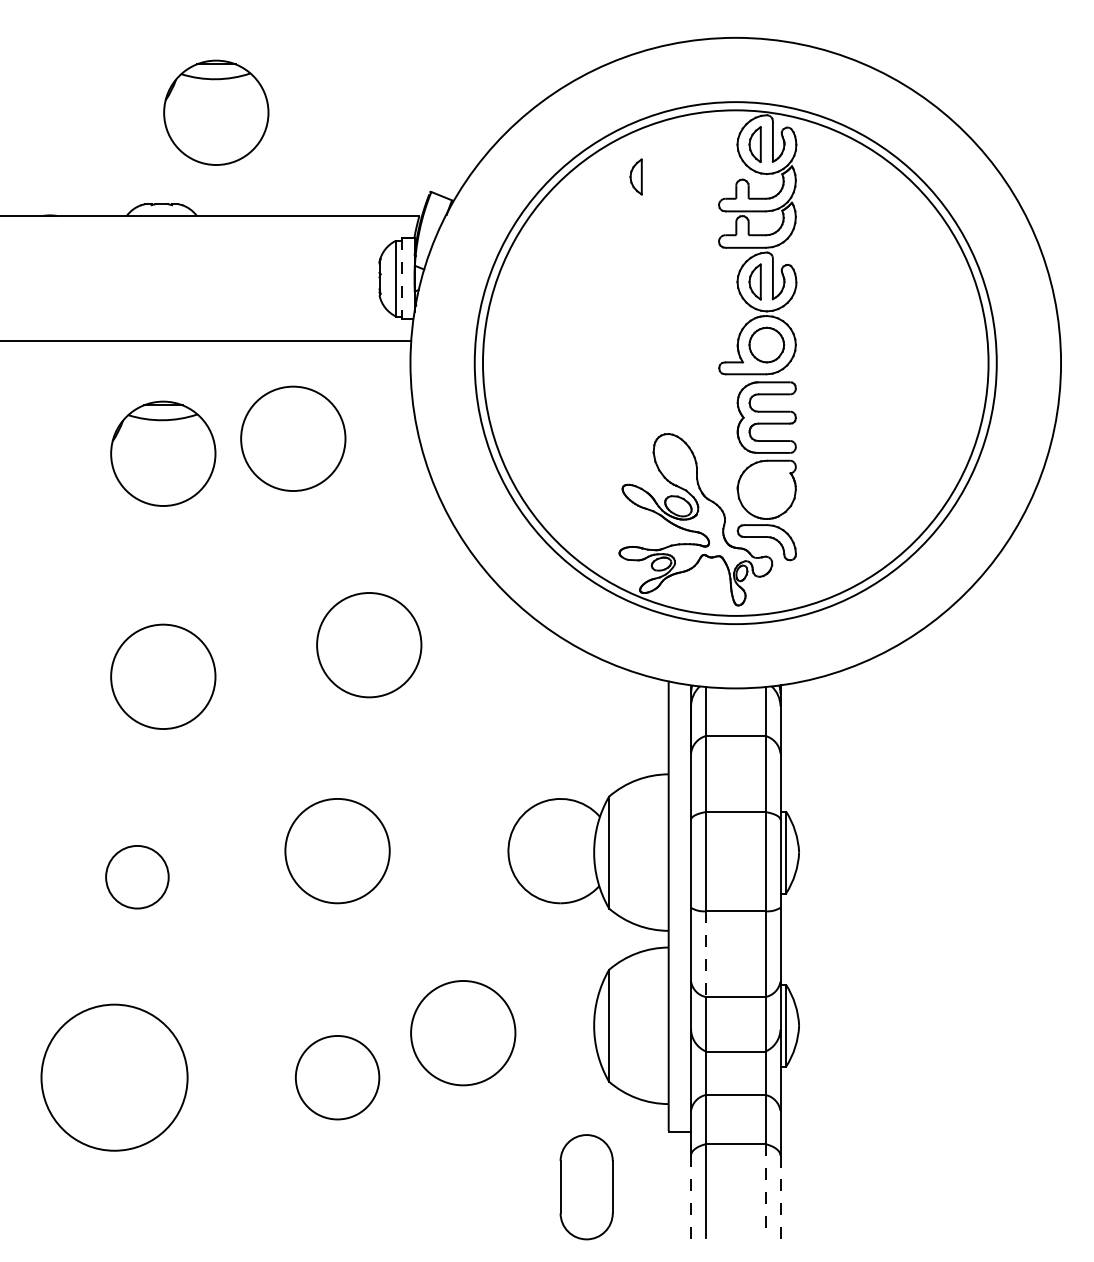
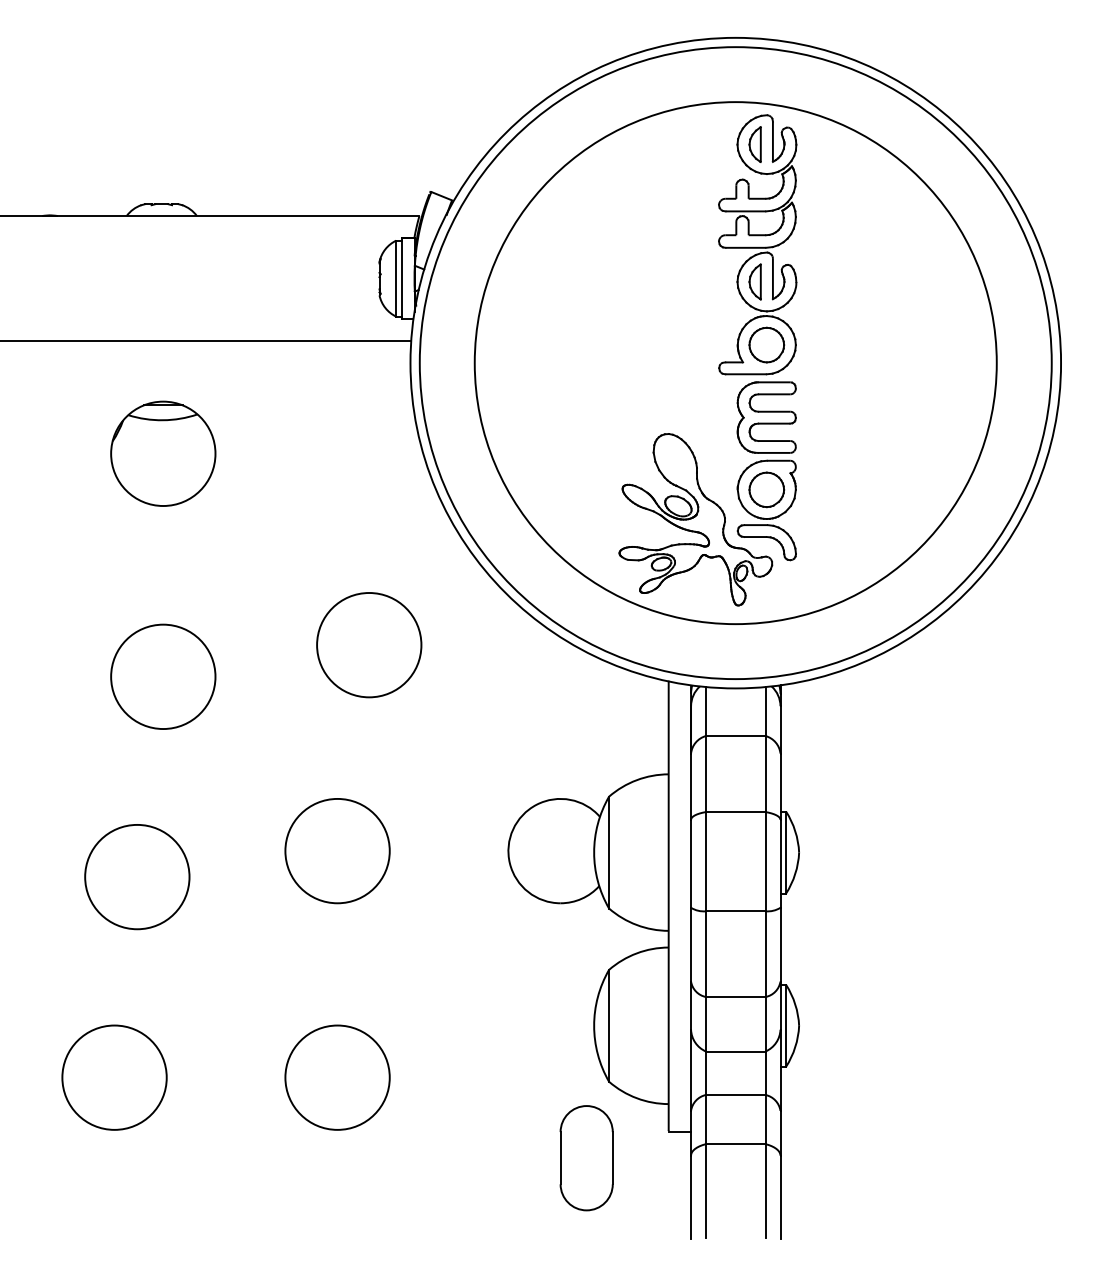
part: present -> none (216, 112)
part: present -> none (635, 176)
line: dashed -> solid (401, 278)
circle diameter: 506 px -> 632 px (735, 363)
circle: present -> none (293, 438)
part: none -> present (766, 489)
circle size: 65x65 px -> 107x107 px (137, 877)
line: dashed -> solid (705, 954)
circle: present -> none (463, 1033)
circle diameter: 146 px -> 104 px (114, 1077)
circle diameter: 83 px -> 104 px (337, 1077)
part position: (586, 1187) -> (586, 1158) (586, 1158)
line: dashed -> solid (765, 1191)
line: dashed -> solid (691, 1197)
line: dashed -> solid (780, 1197)
